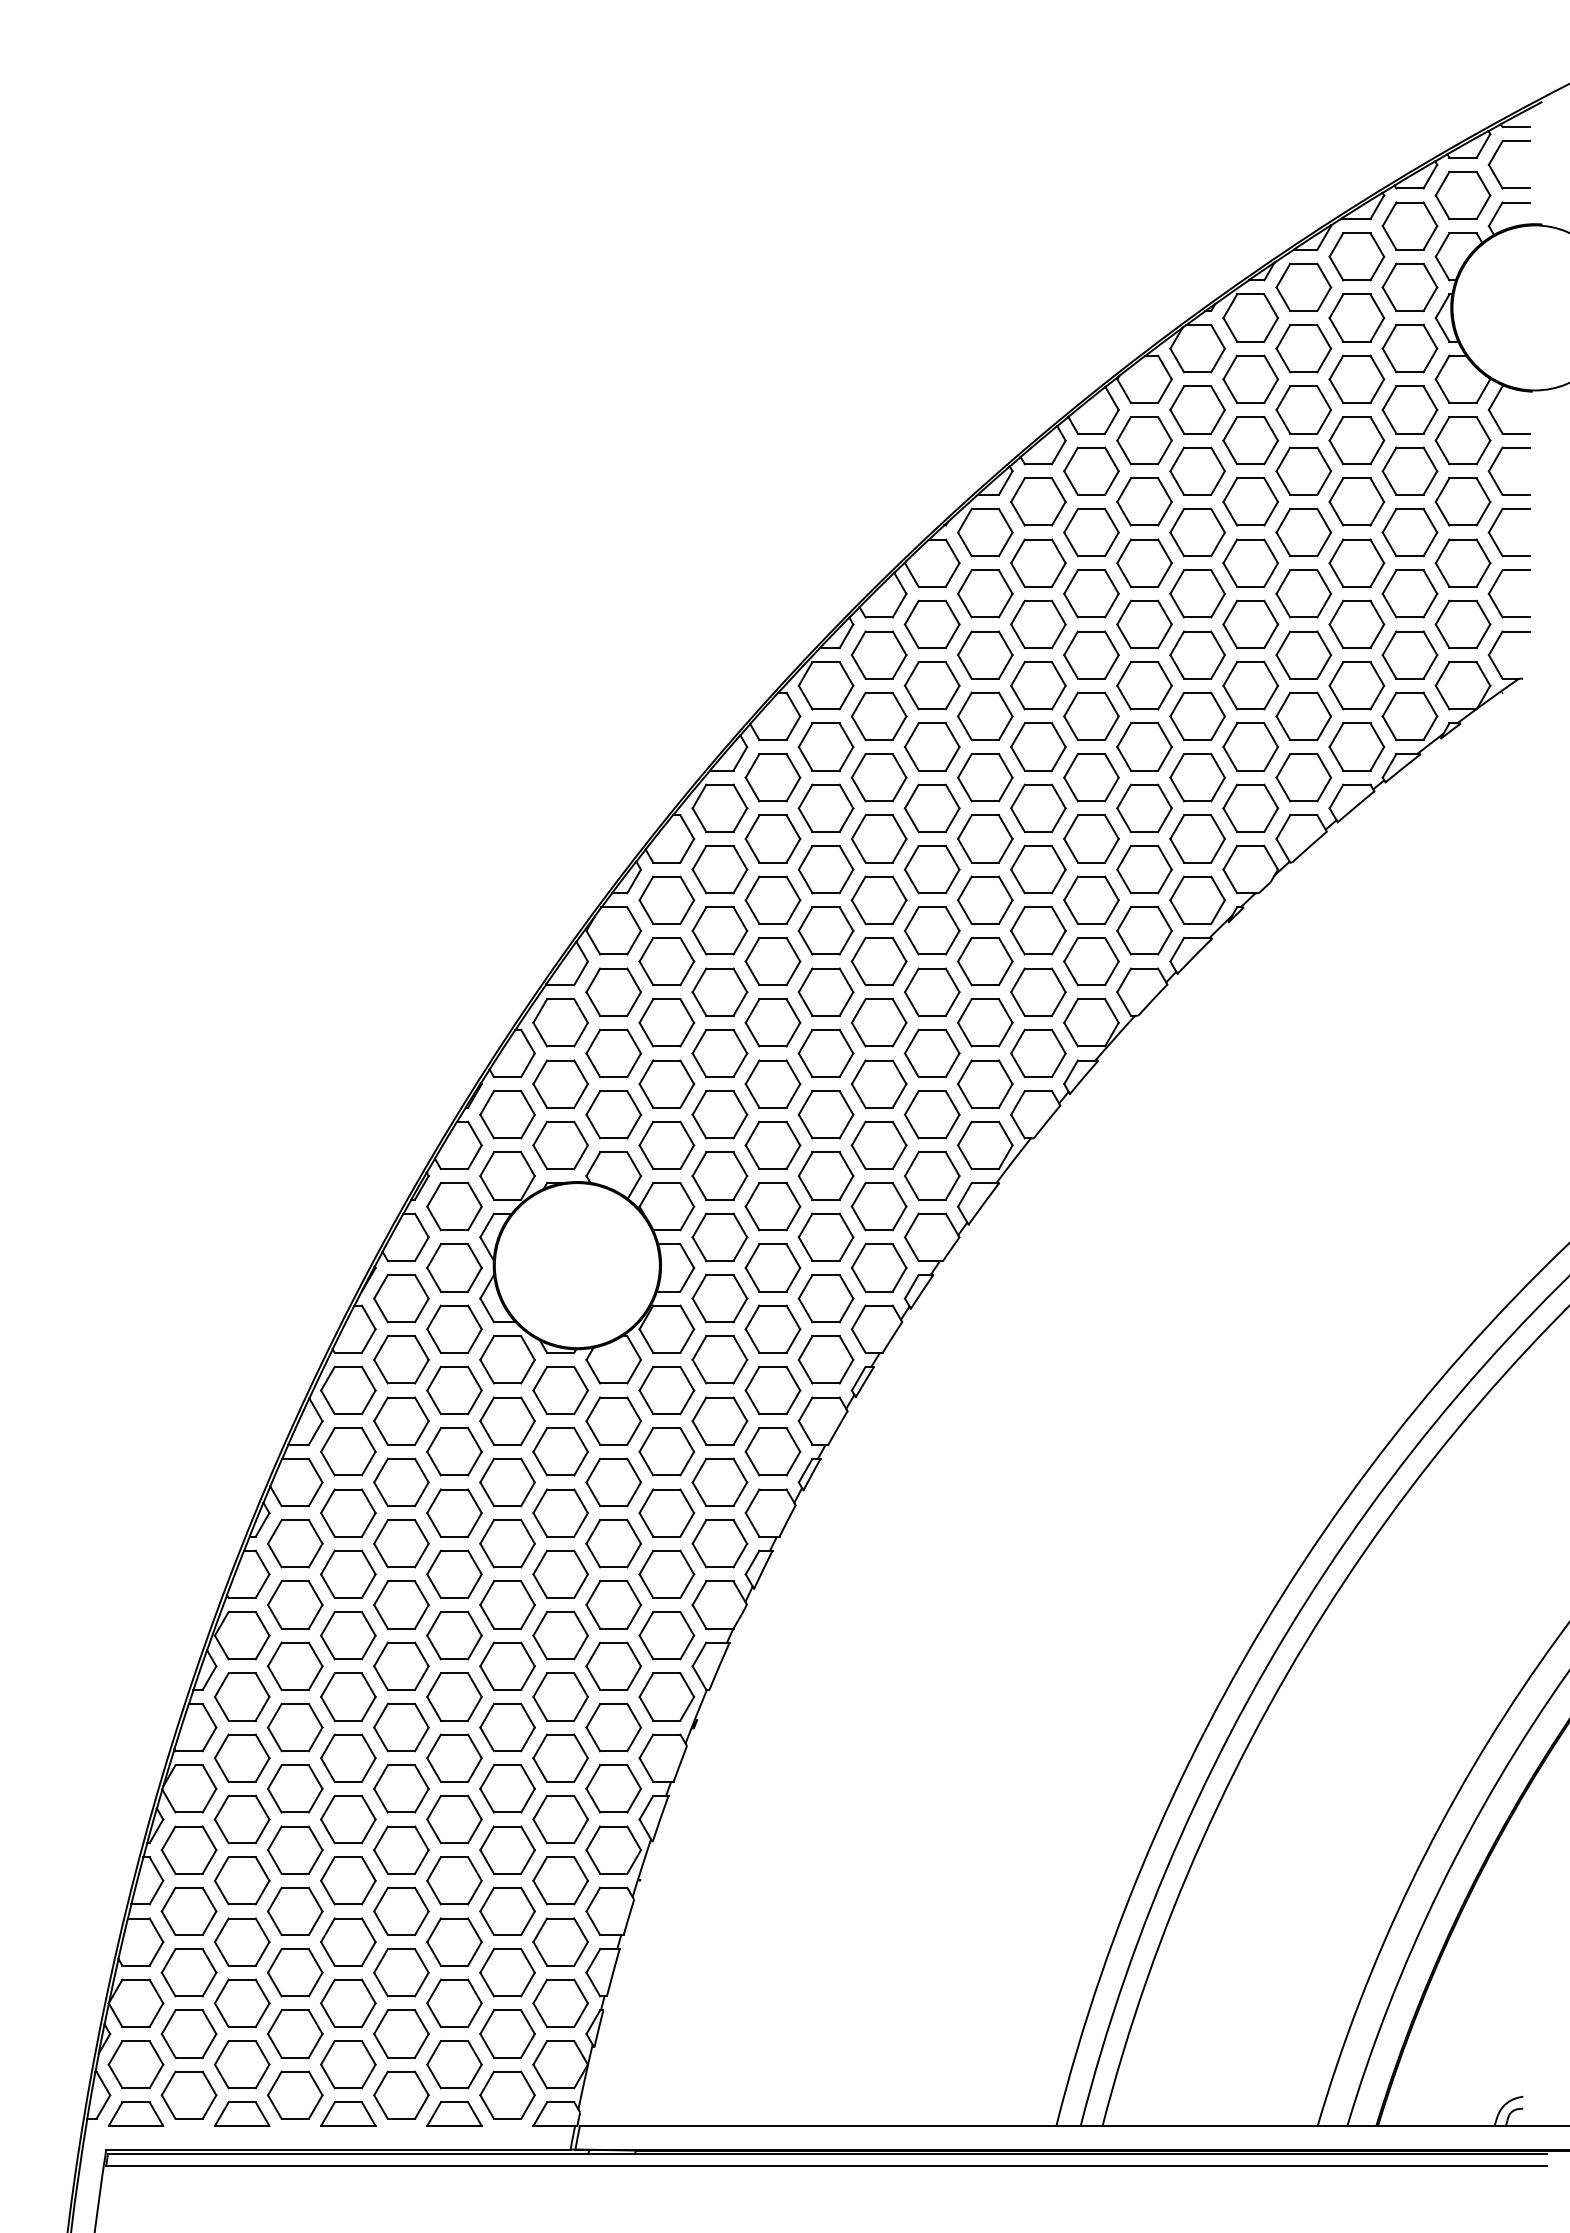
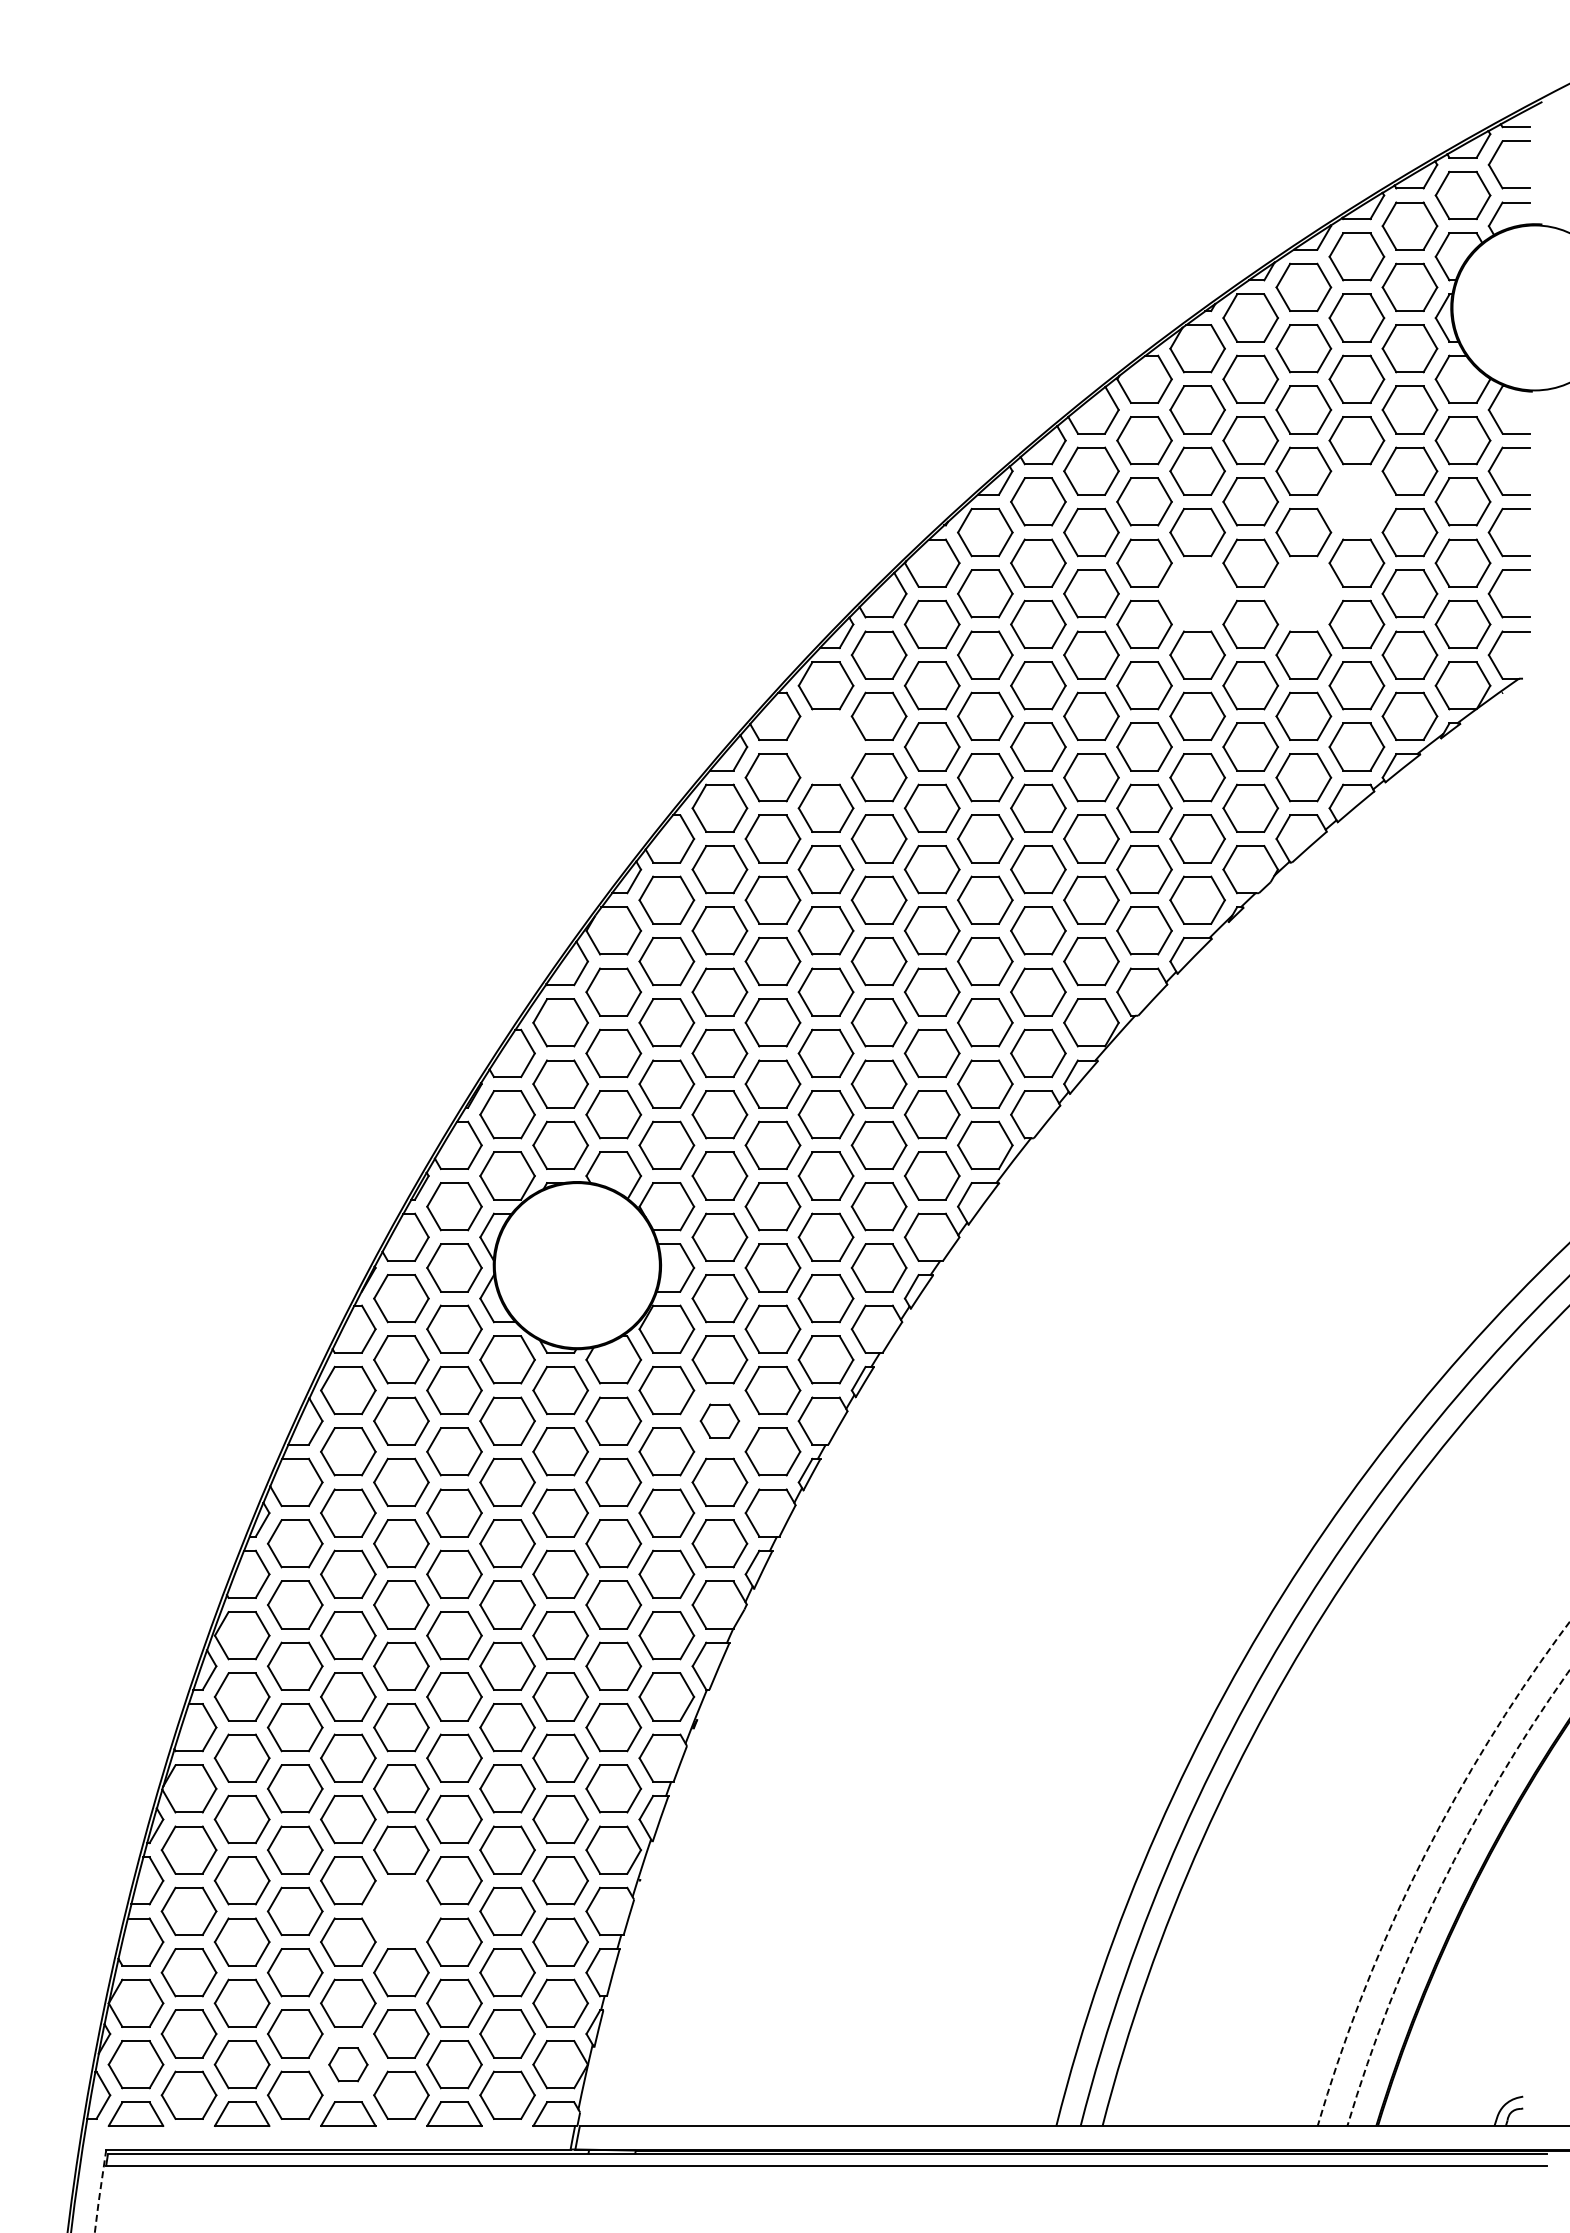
part: present -> none (1356, 501)
part: present -> none (1197, 593)
part: present -> none (1303, 593)
part: present -> none (825, 746)
part size: 58x50 px -> 42x36 px (719, 1420)
arc: solid -> dashed (1421, 1862)
arc: solid -> dashed (1440, 1888)
part: present -> none (401, 1911)
part size: 57x50 px -> 41x36 px (348, 2064)
arc: solid -> dashed (100, 2191)
